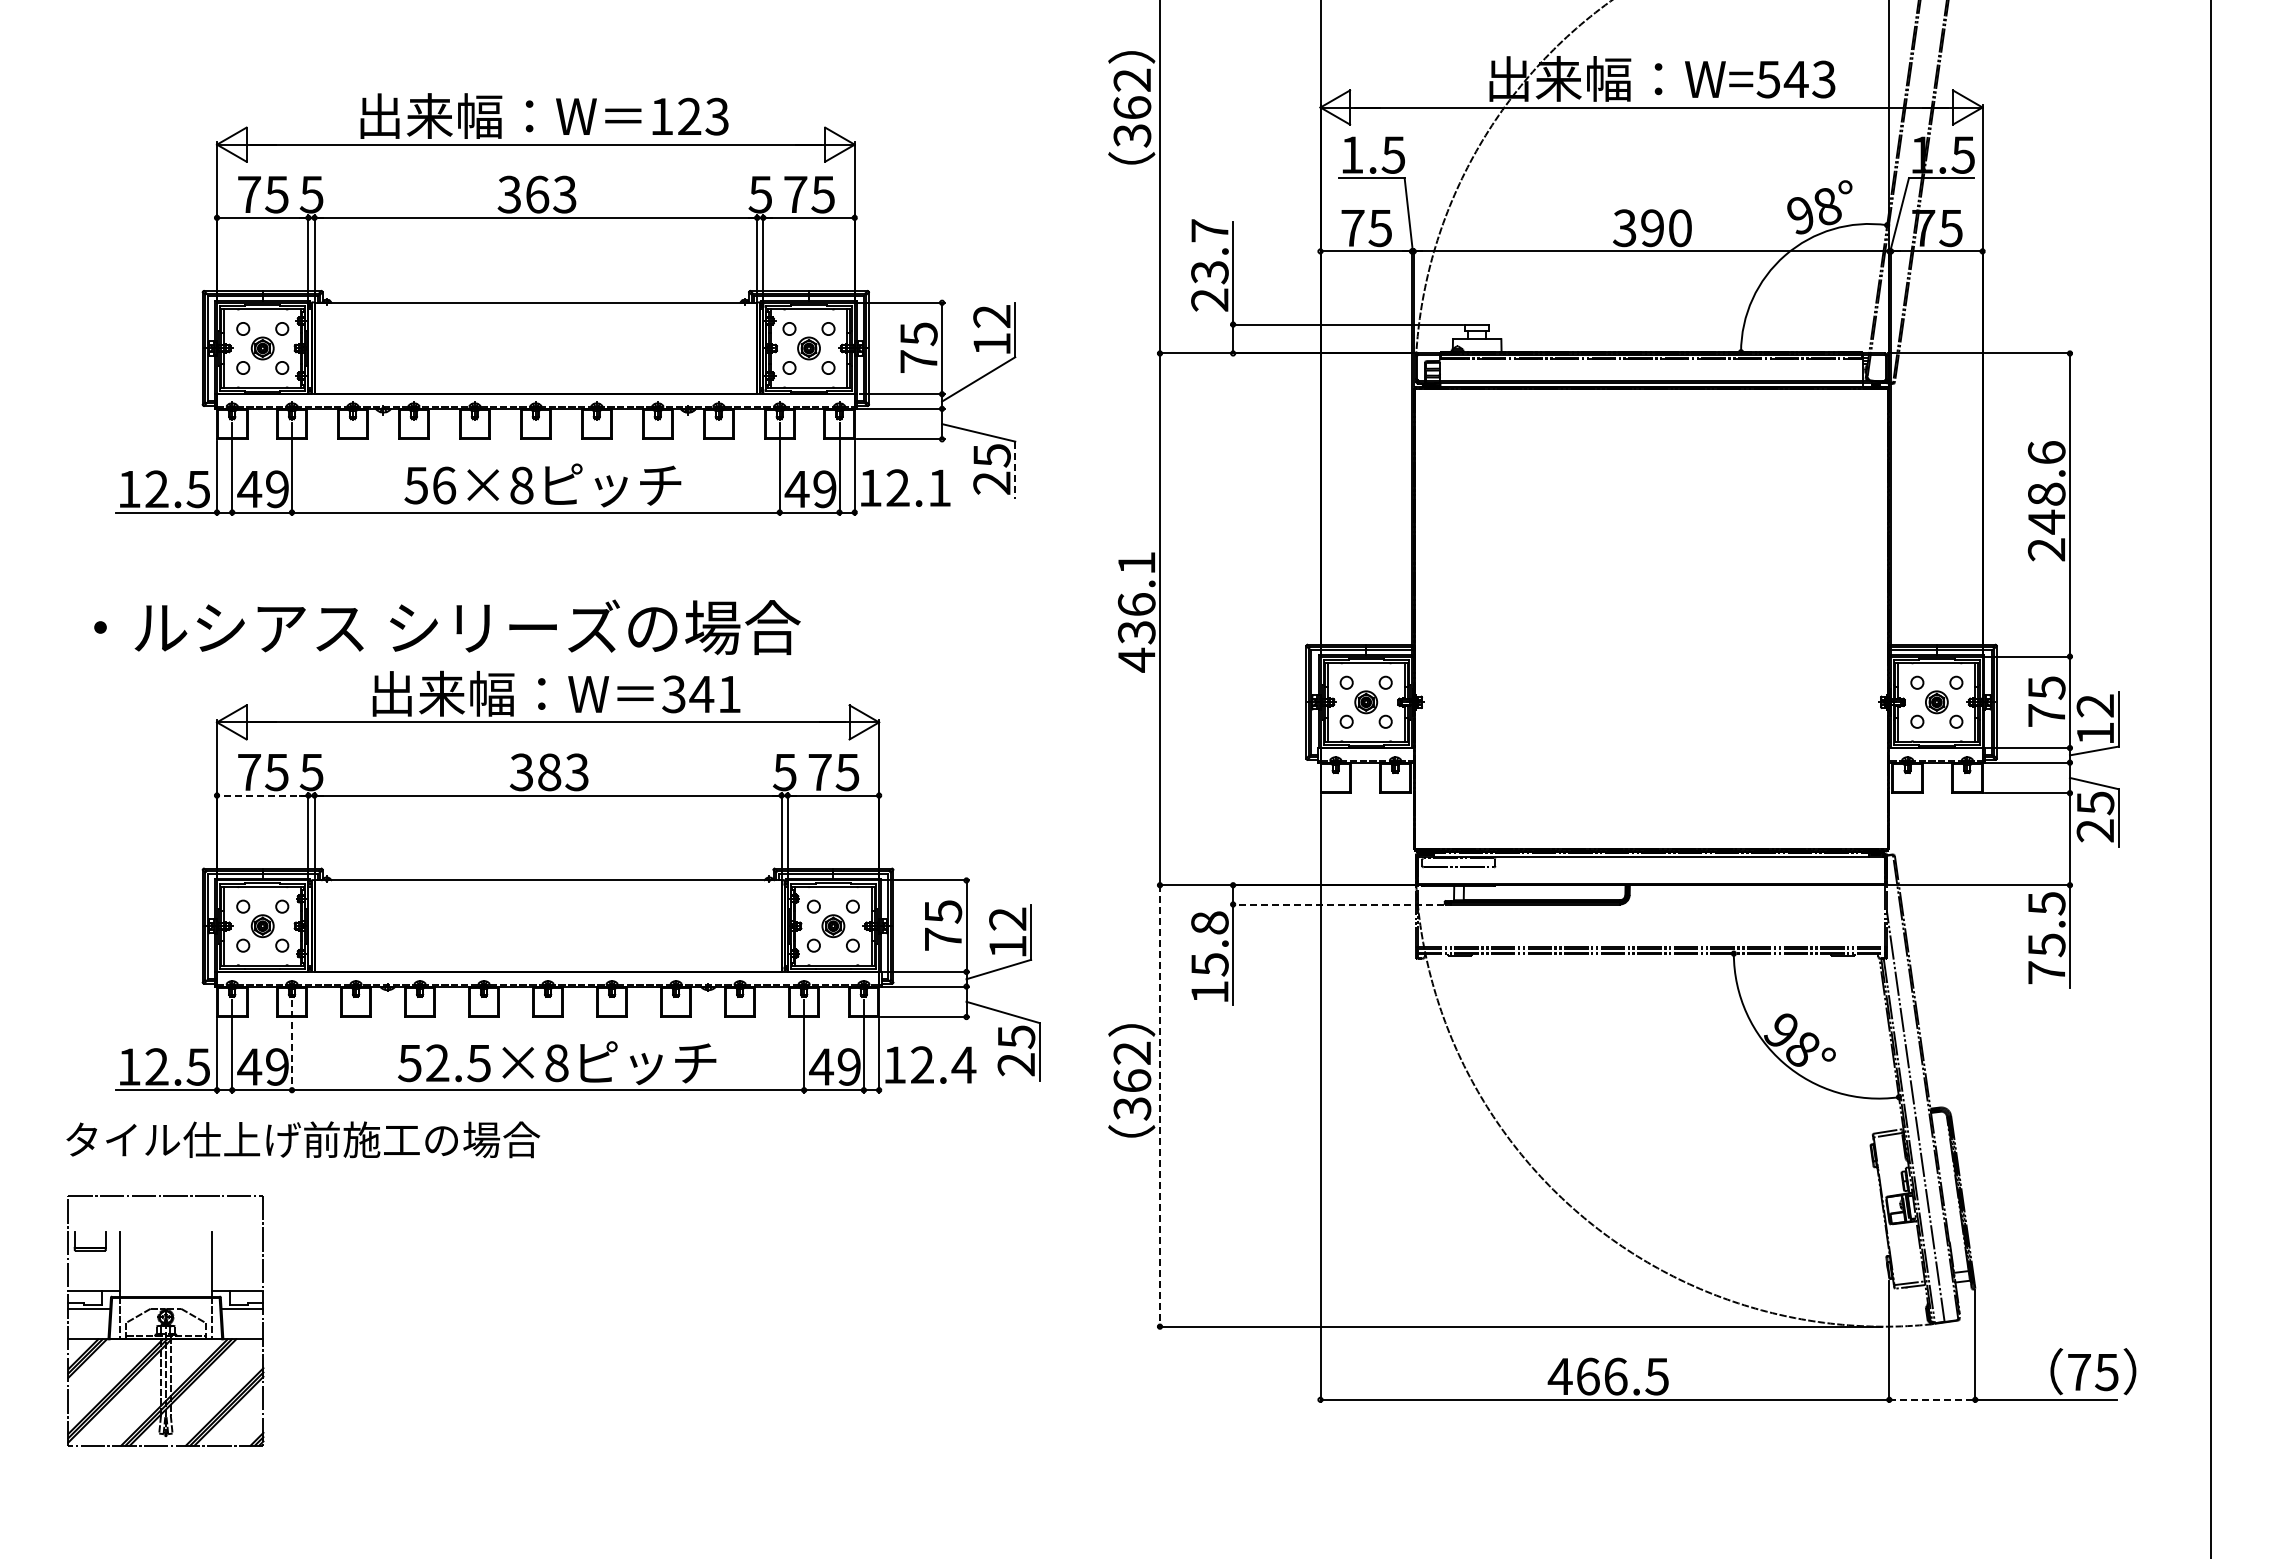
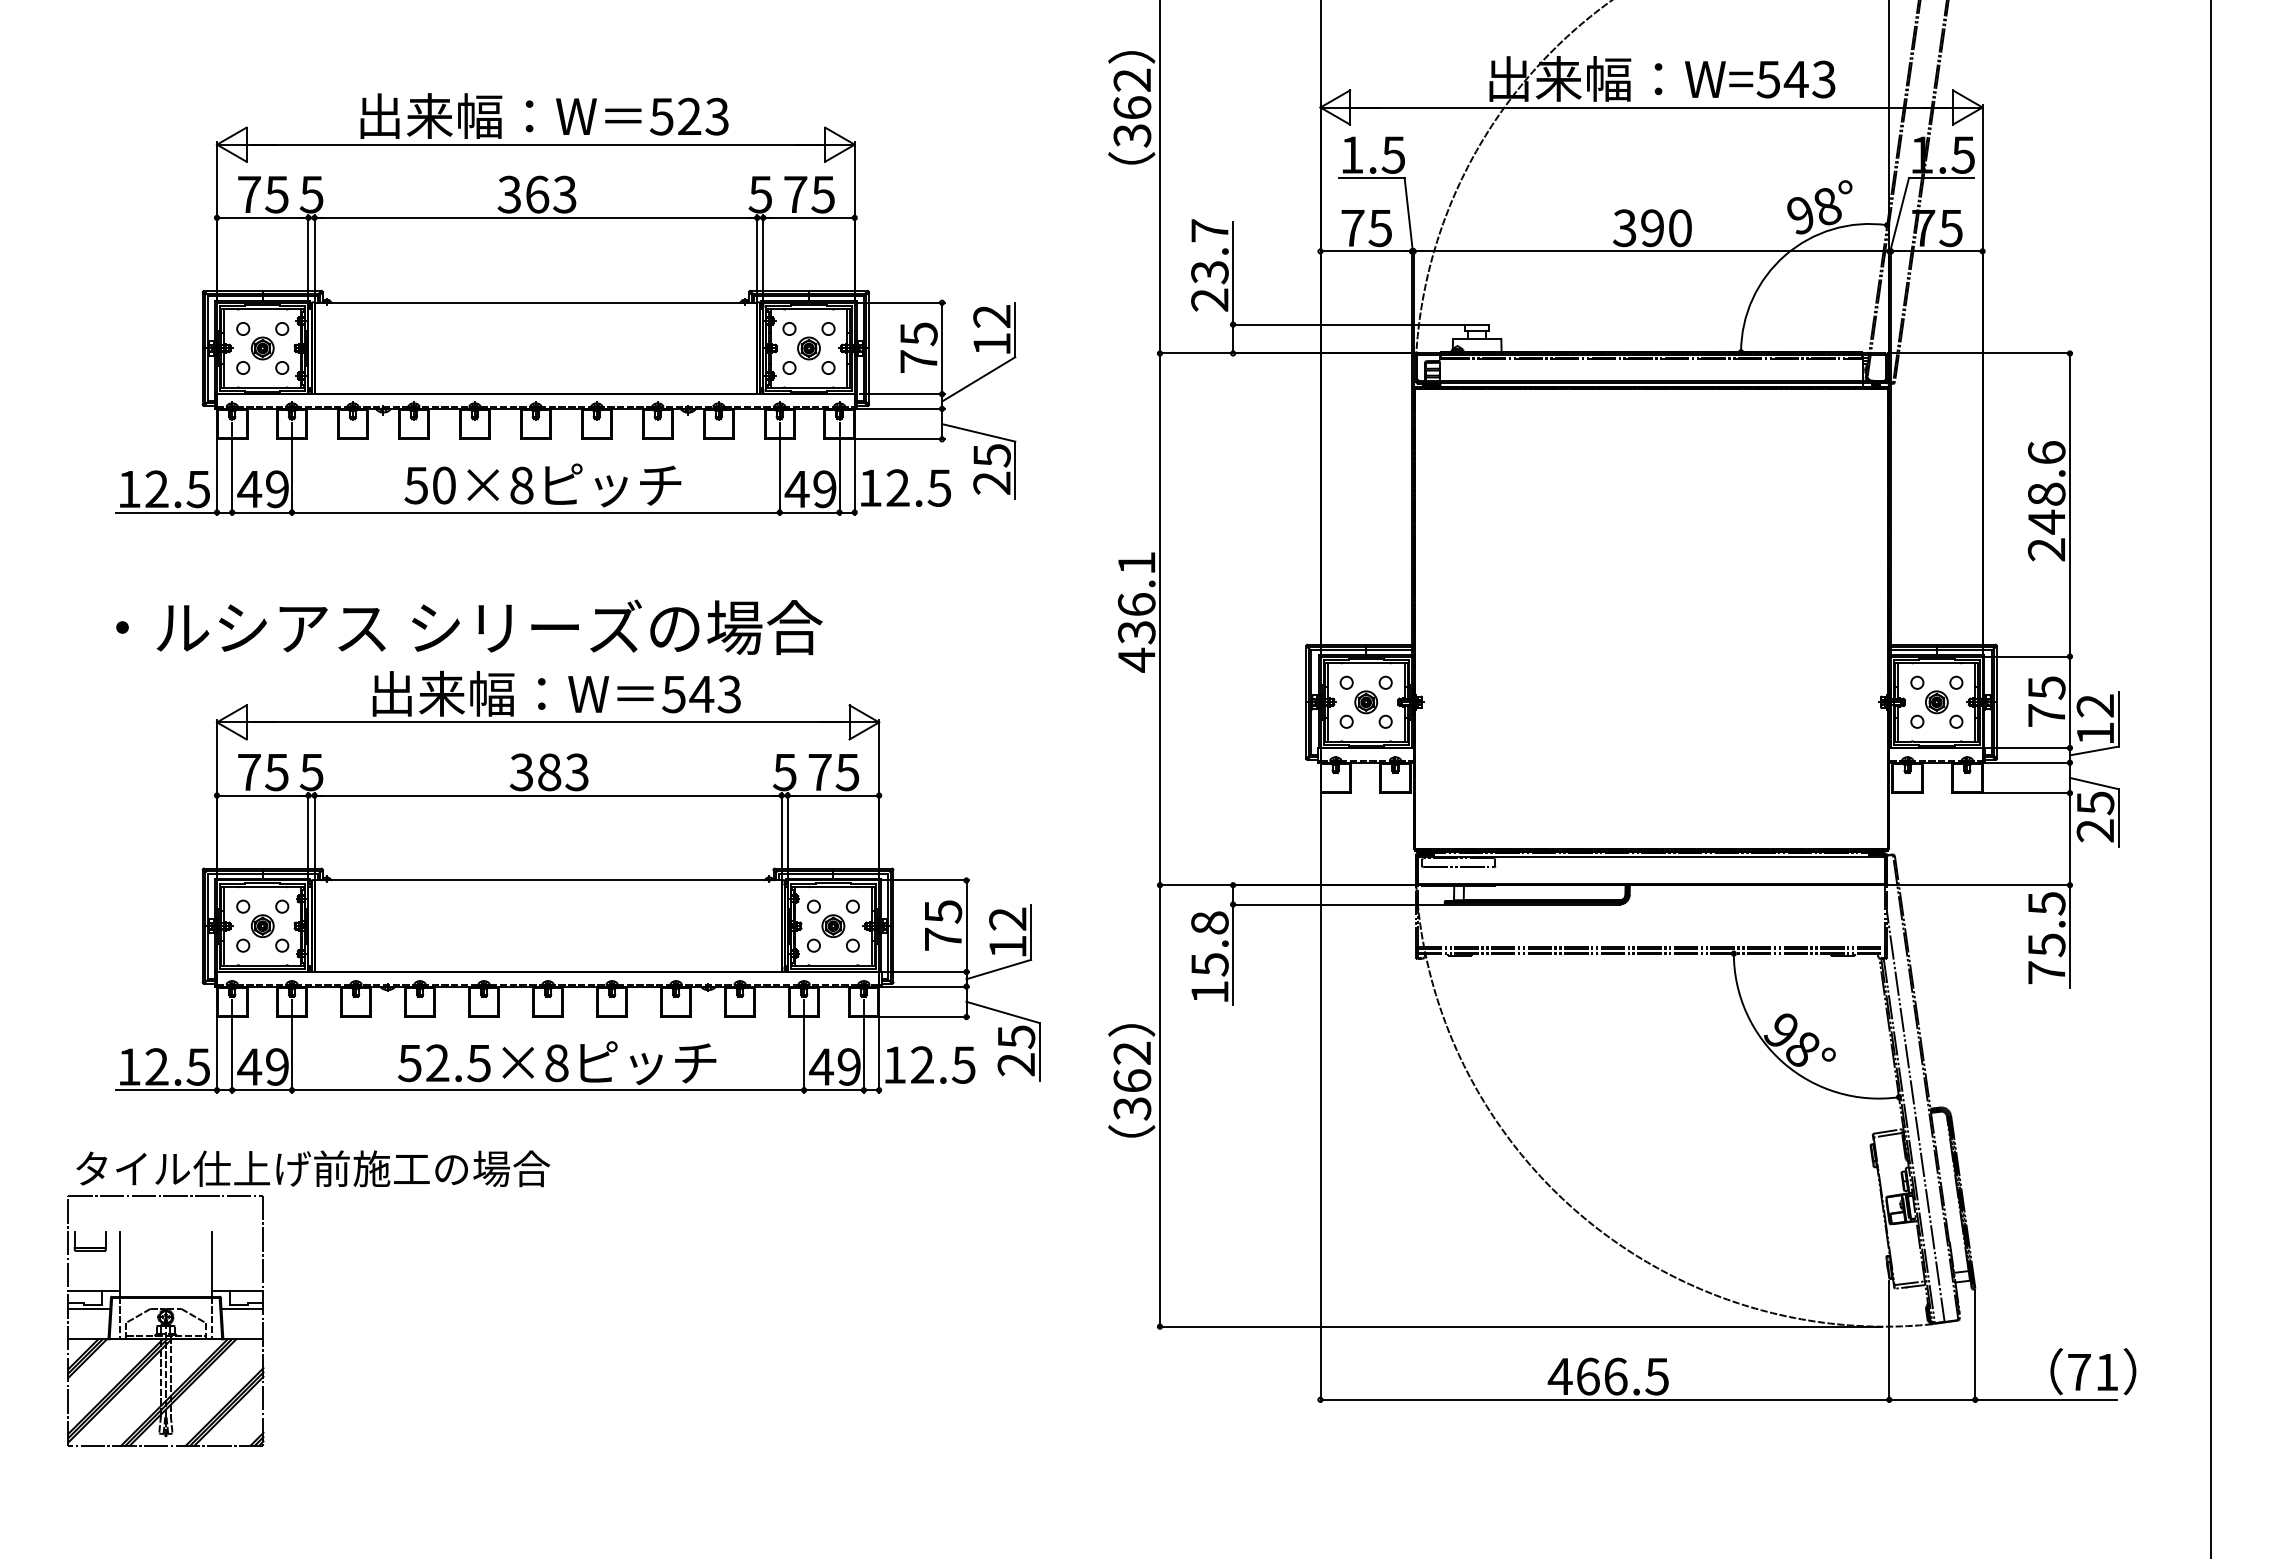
text: 123 -> 523 (661, 116)
line: dashed -> solid (1015, 470)
text: 56×8 -> 50×8 (444, 485)
text: 12.1 -> 12.5 (939, 487)
text position: (447, 626) -> (469, 626) (469, 626)
text: 341 -> 543 (701, 694)
line: dashed -> solid (262, 795)
line: dashed -> solid (1336, 904)
line: dashed -> solid (292, 1046)
text: 12.4 -> 12.5 (963, 1064)
line: dashed -> solid (1159, 1105)
text position: (303, 1139) -> (313, 1168) (313, 1168)
text: 75 -> 71 (2106, 1372)
line: dashed -> solid (1932, 1399)
